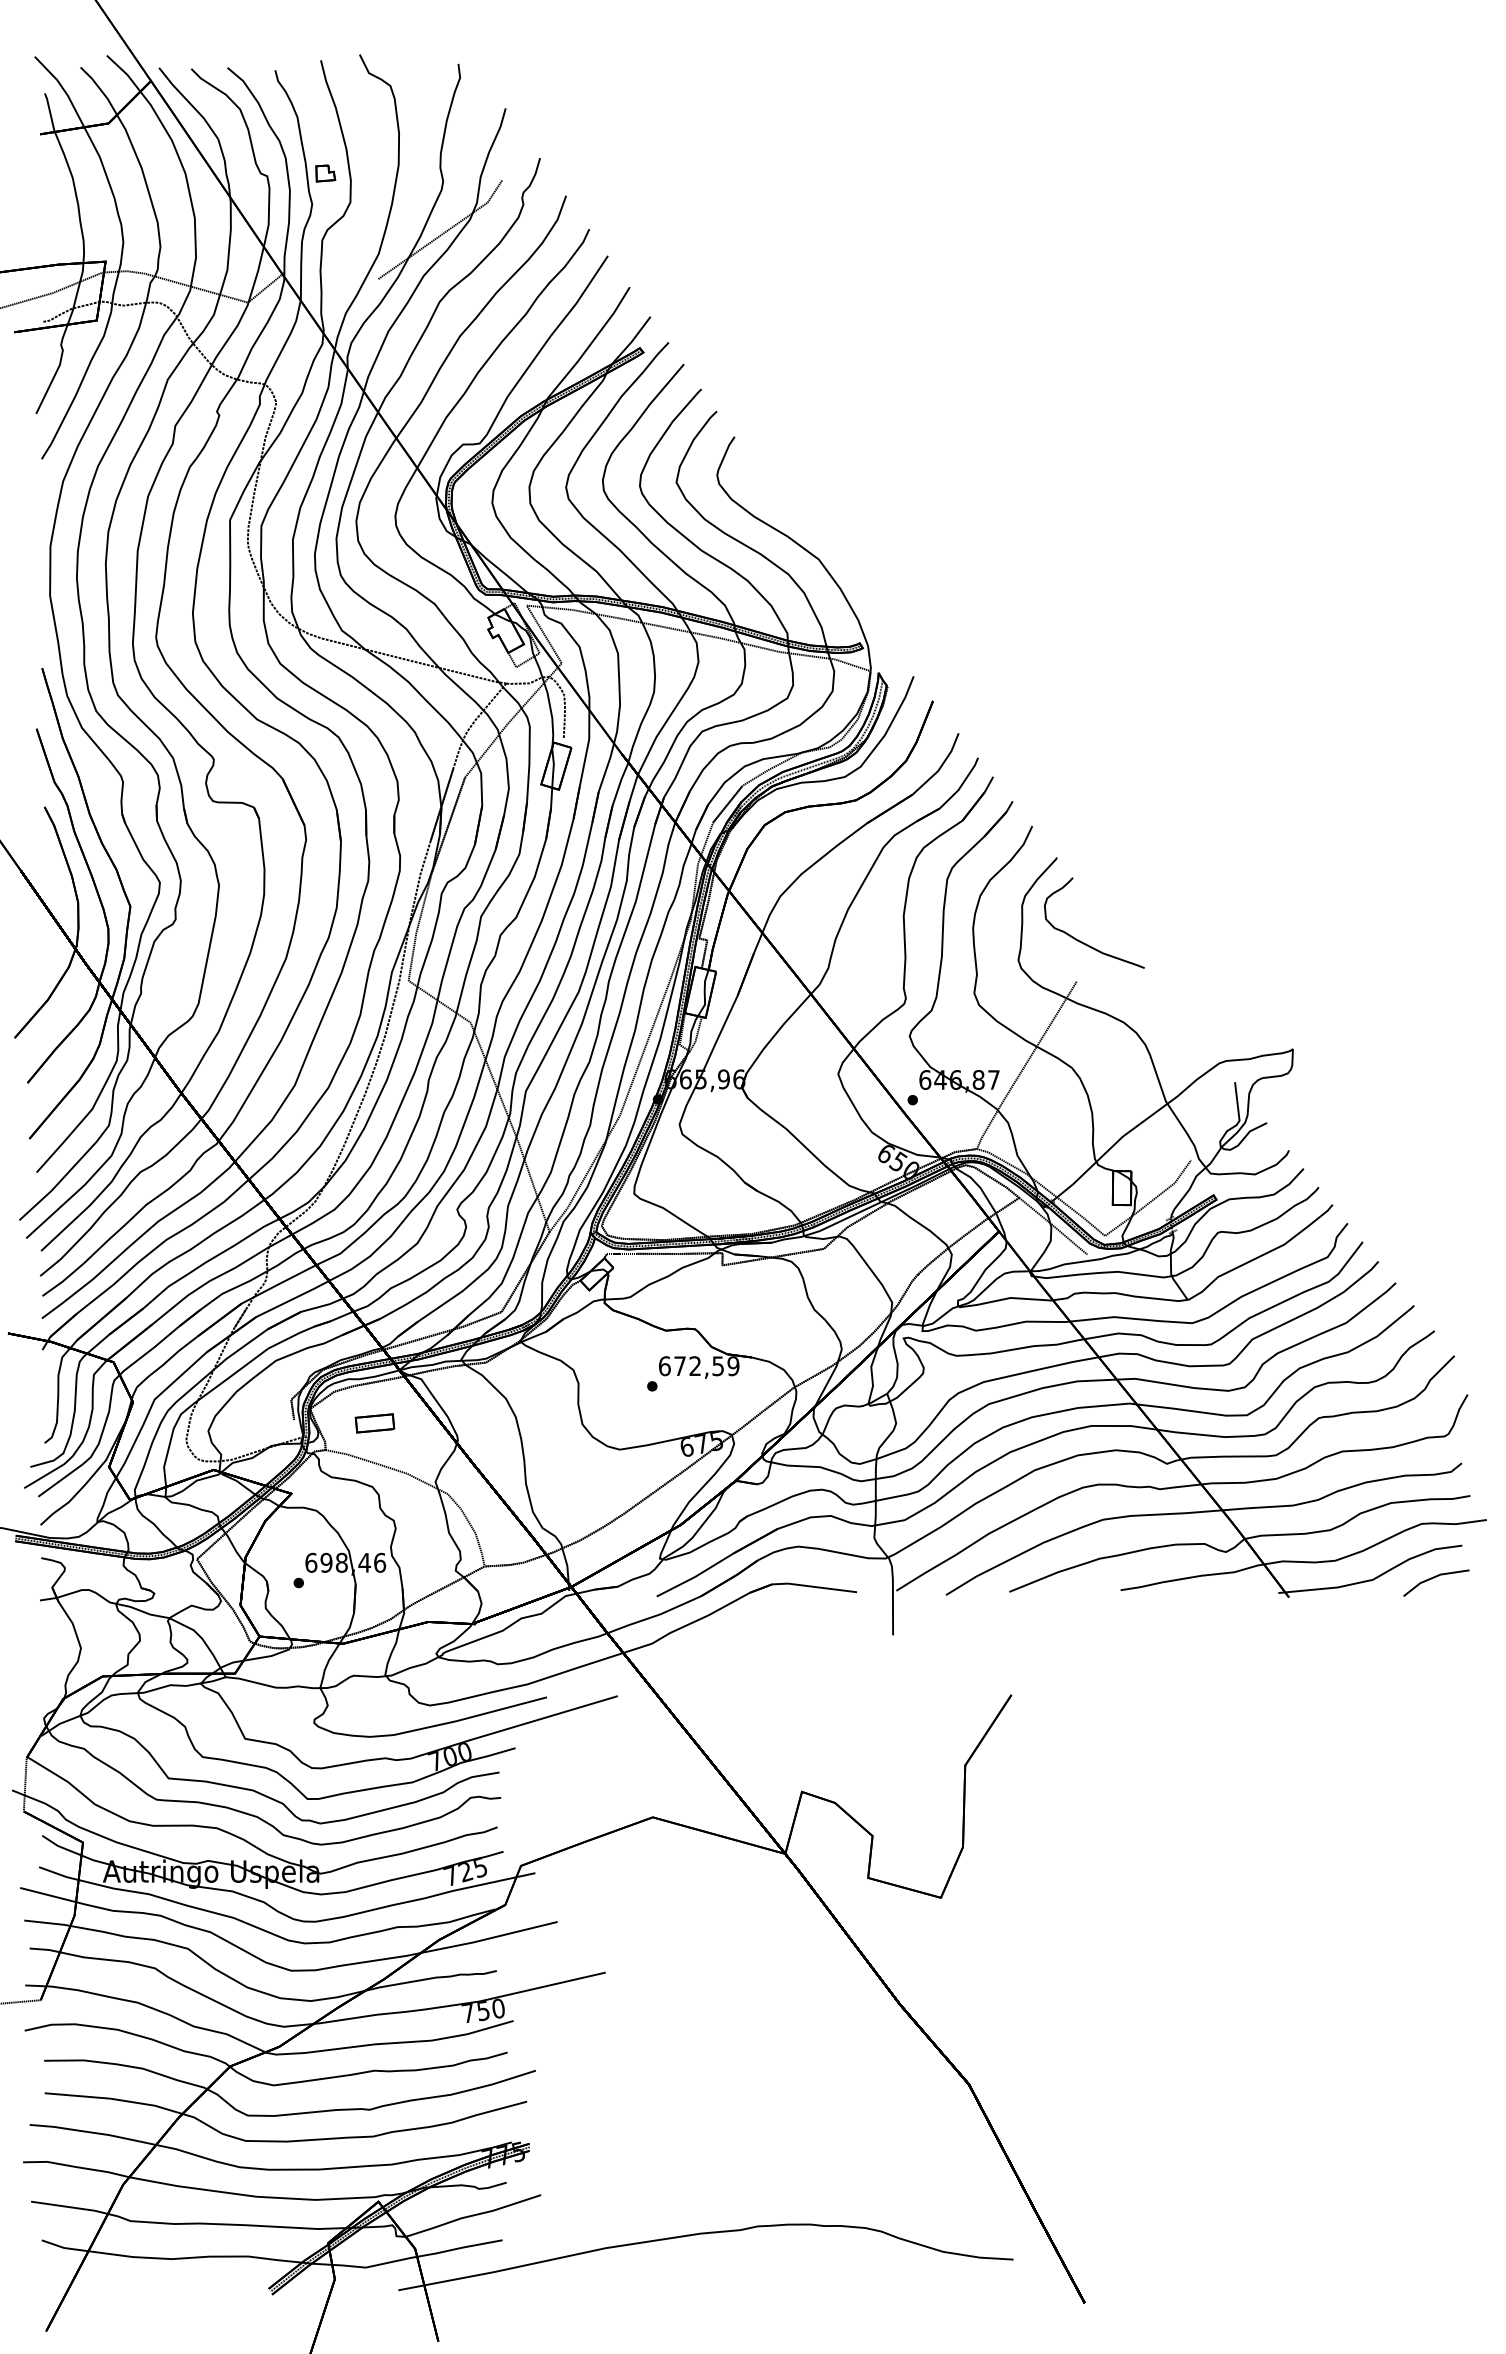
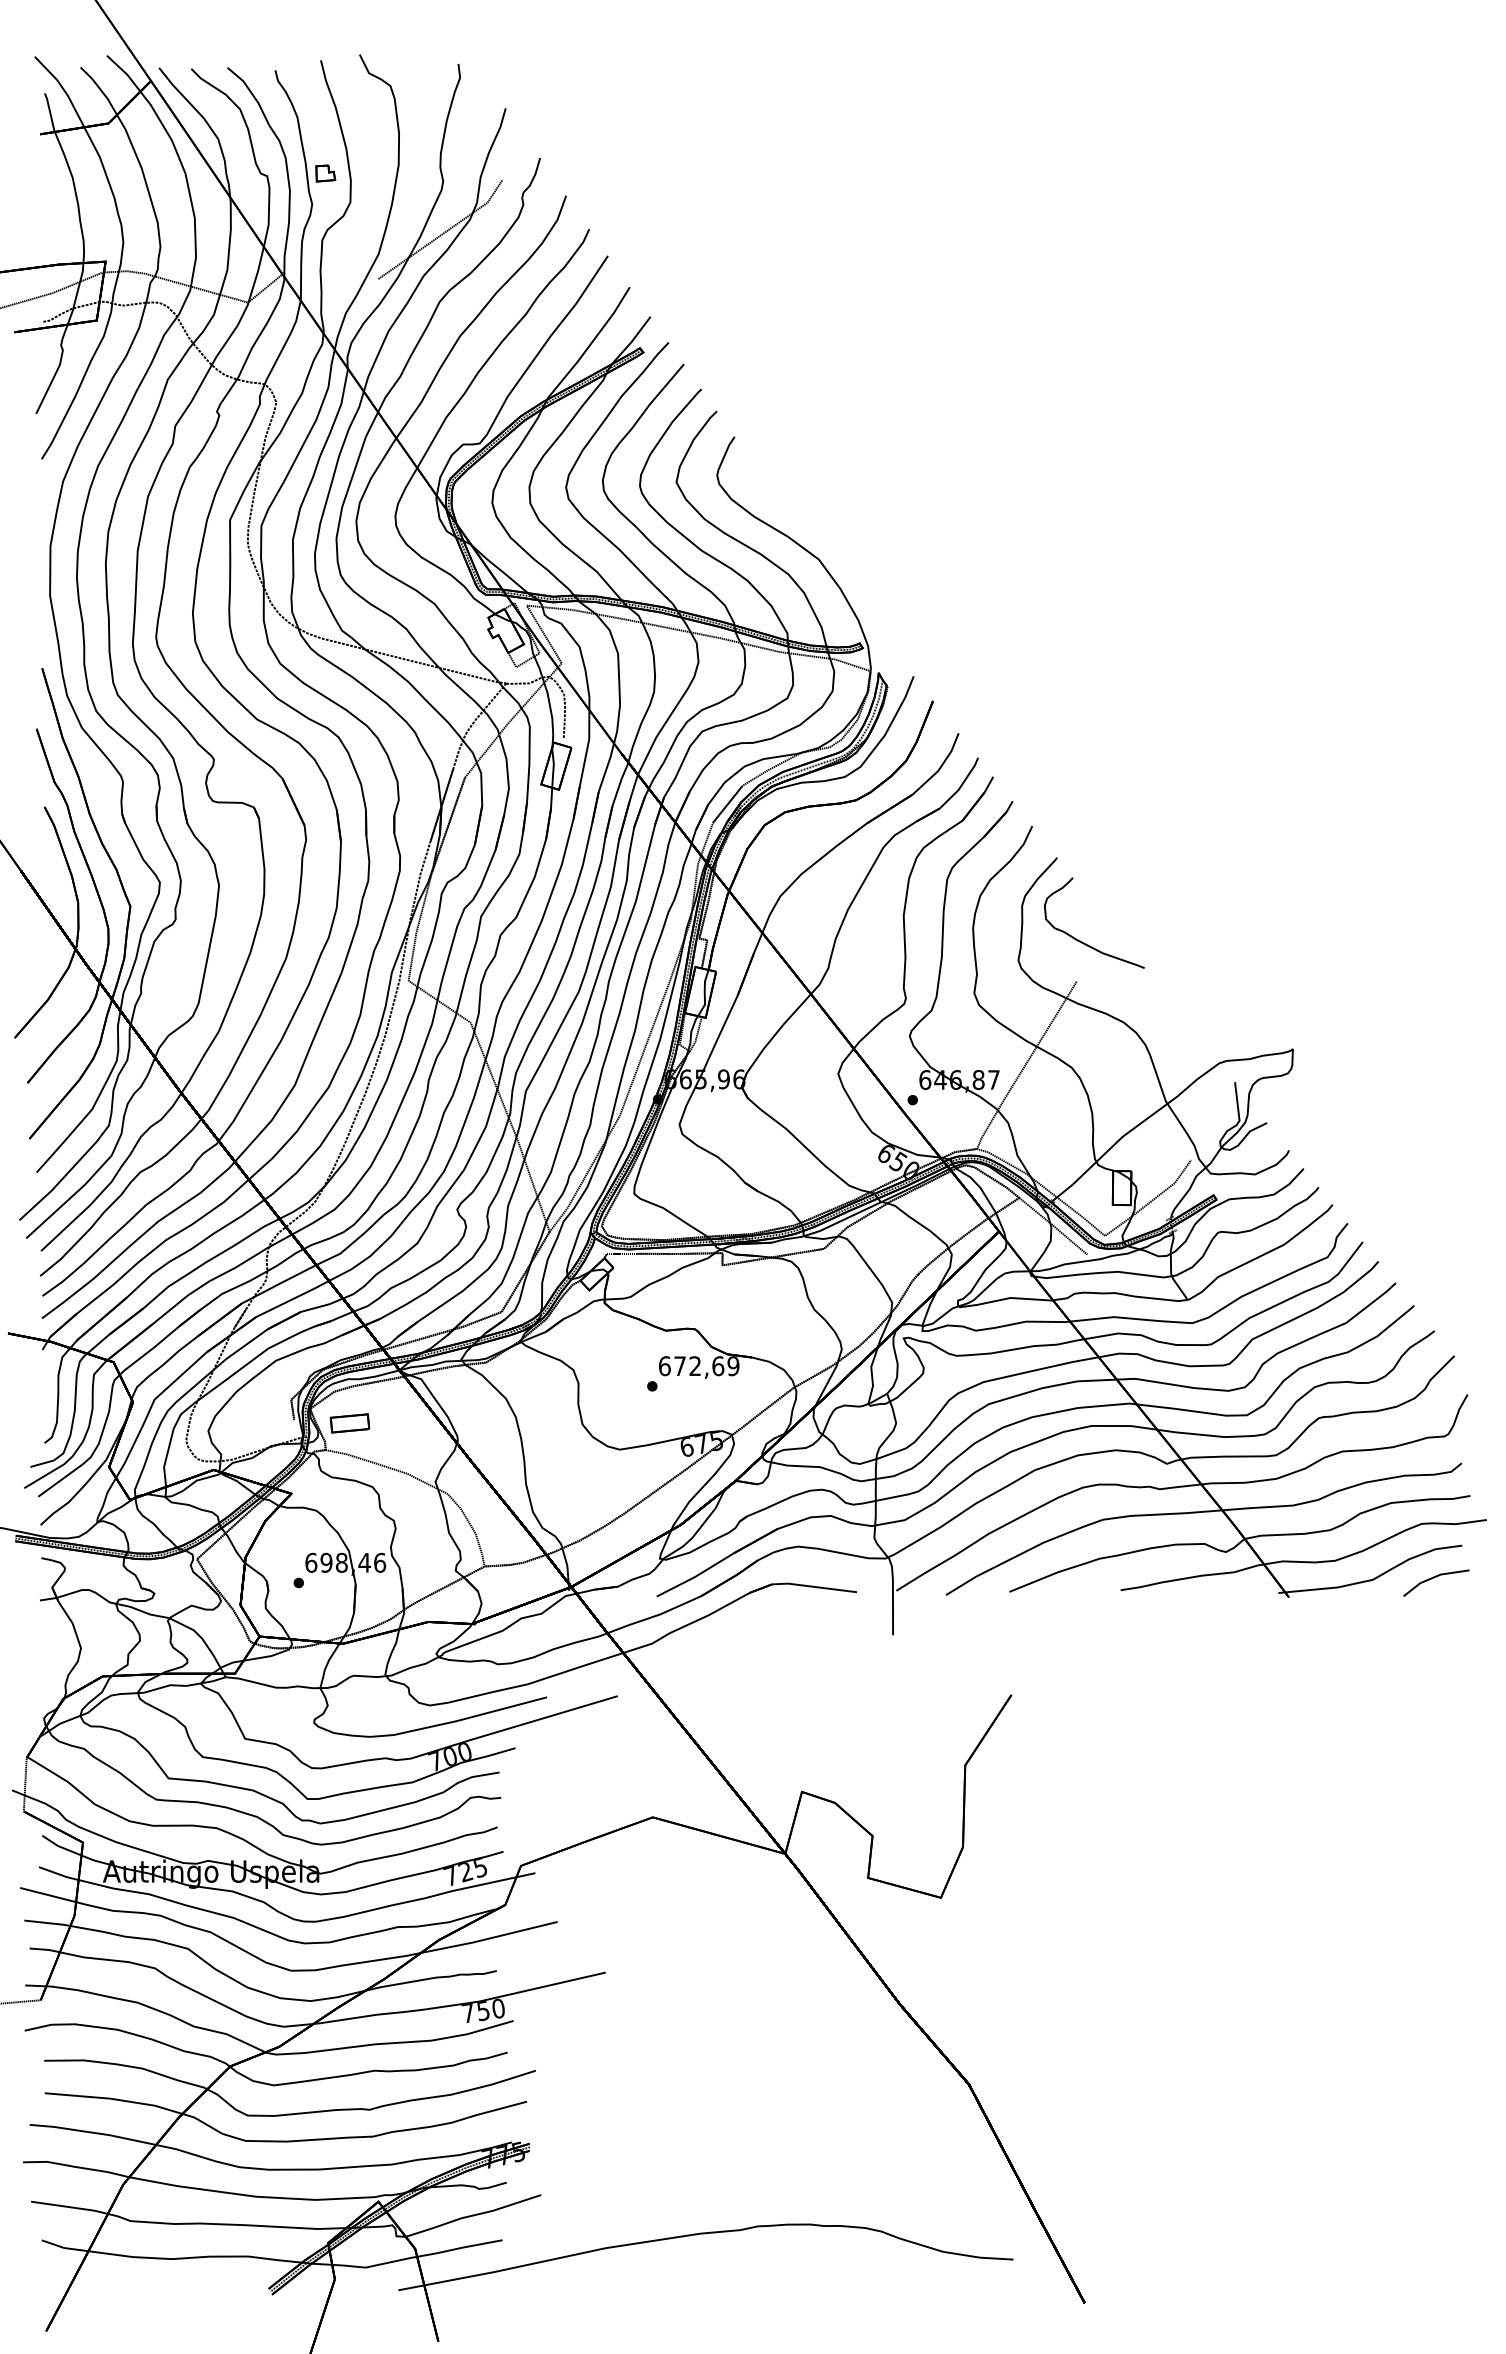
text: 672,59 -> 672,69 (718, 1366)
part position: (374, 1423) -> (349, 1423) (349, 1423)
